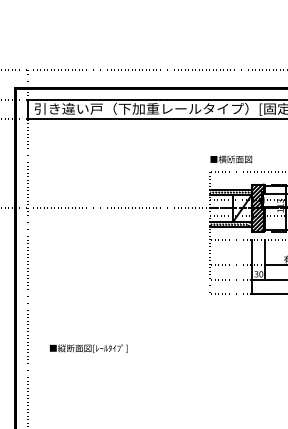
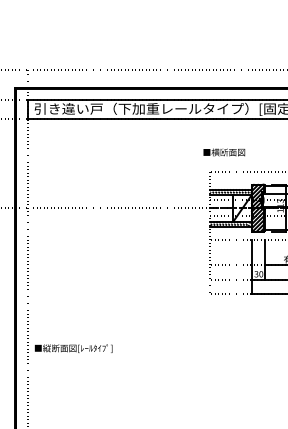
text position: (231, 159) -> (224, 152) (224, 152)
text position: (88, 348) -> (73, 348) (73, 348)
